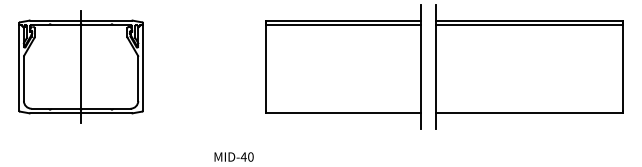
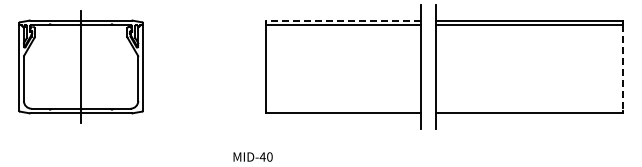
line: solid -> dashed (342, 20)
line: solid -> dashed (622, 67)
text position: (233, 156) -> (252, 156) (252, 156)
